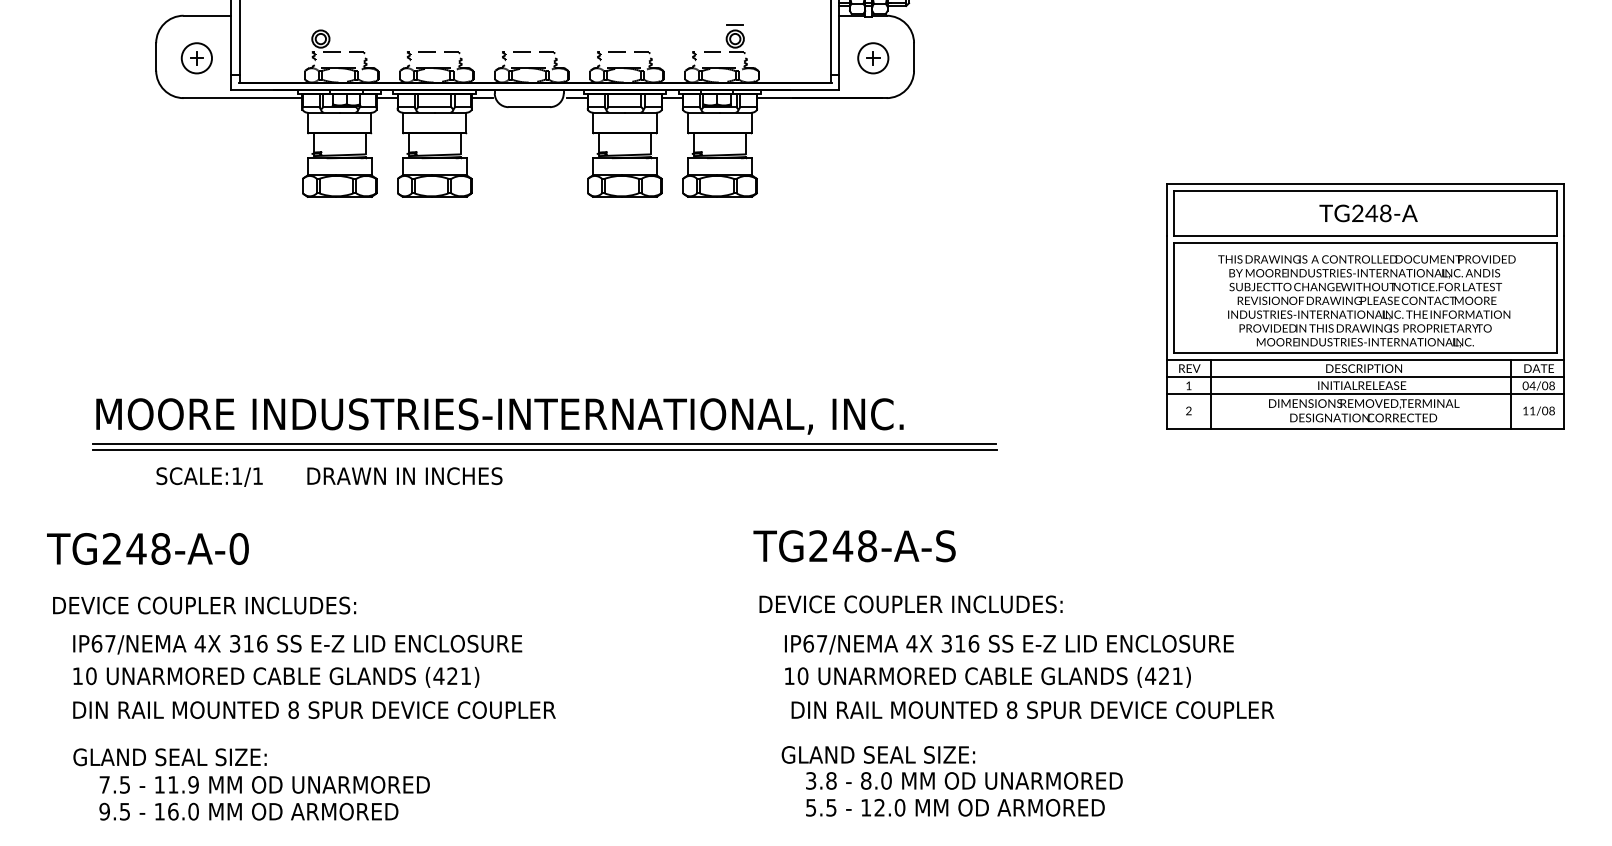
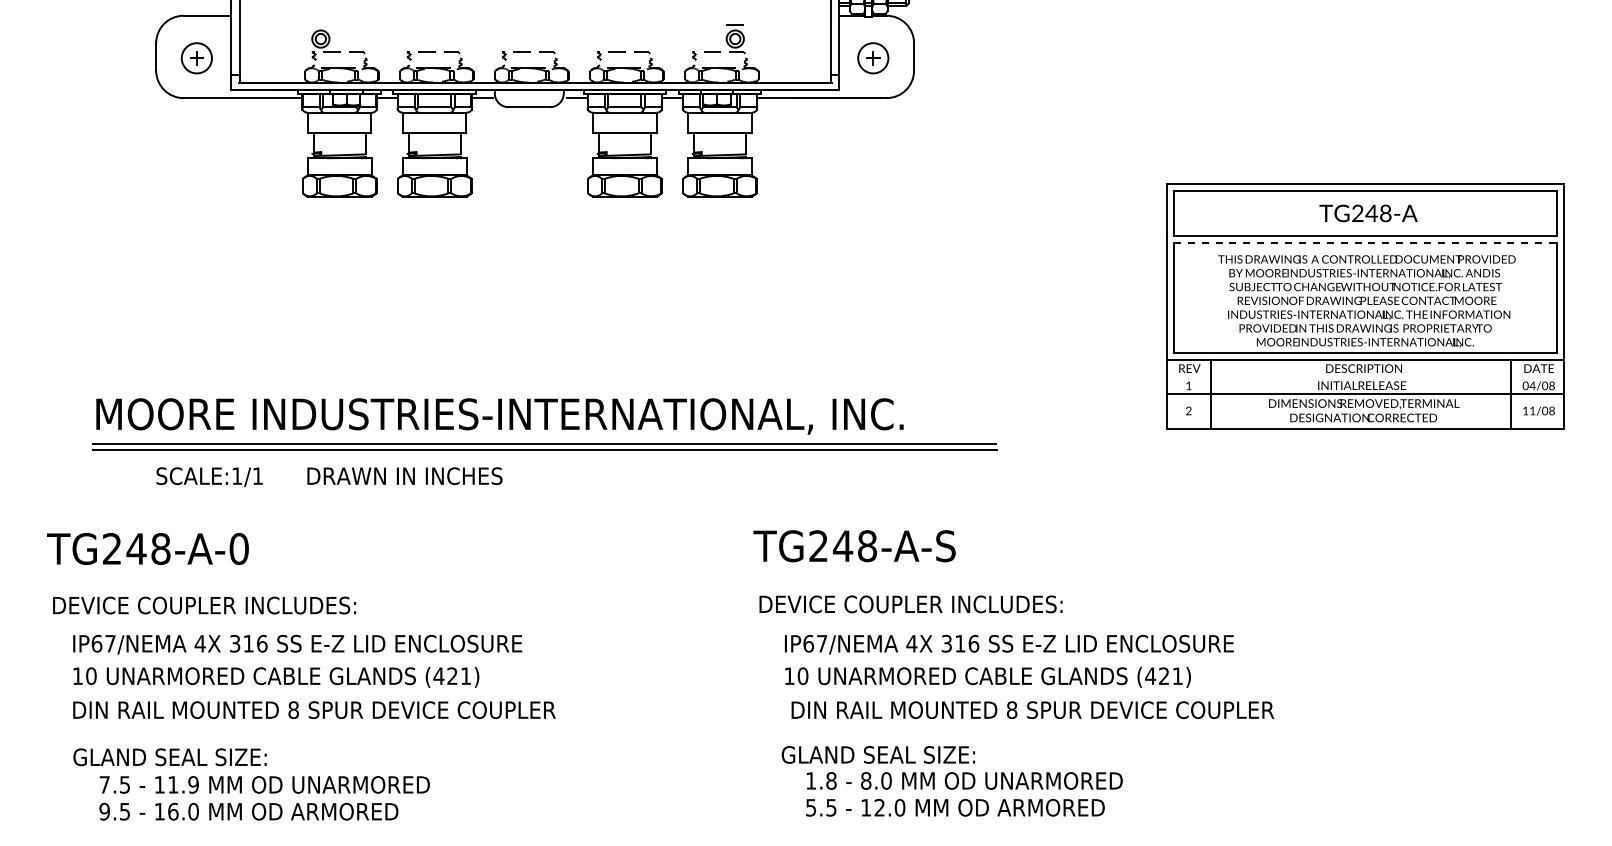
line: solid -> dashed (1365, 242)
line: present -> none (1364, 377)
text: 3.8 -> 1.8 (811, 780)
